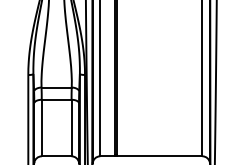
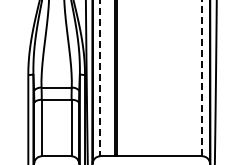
line: solid -> dashed (100, 78)
line: solid -> dashed (202, 78)
